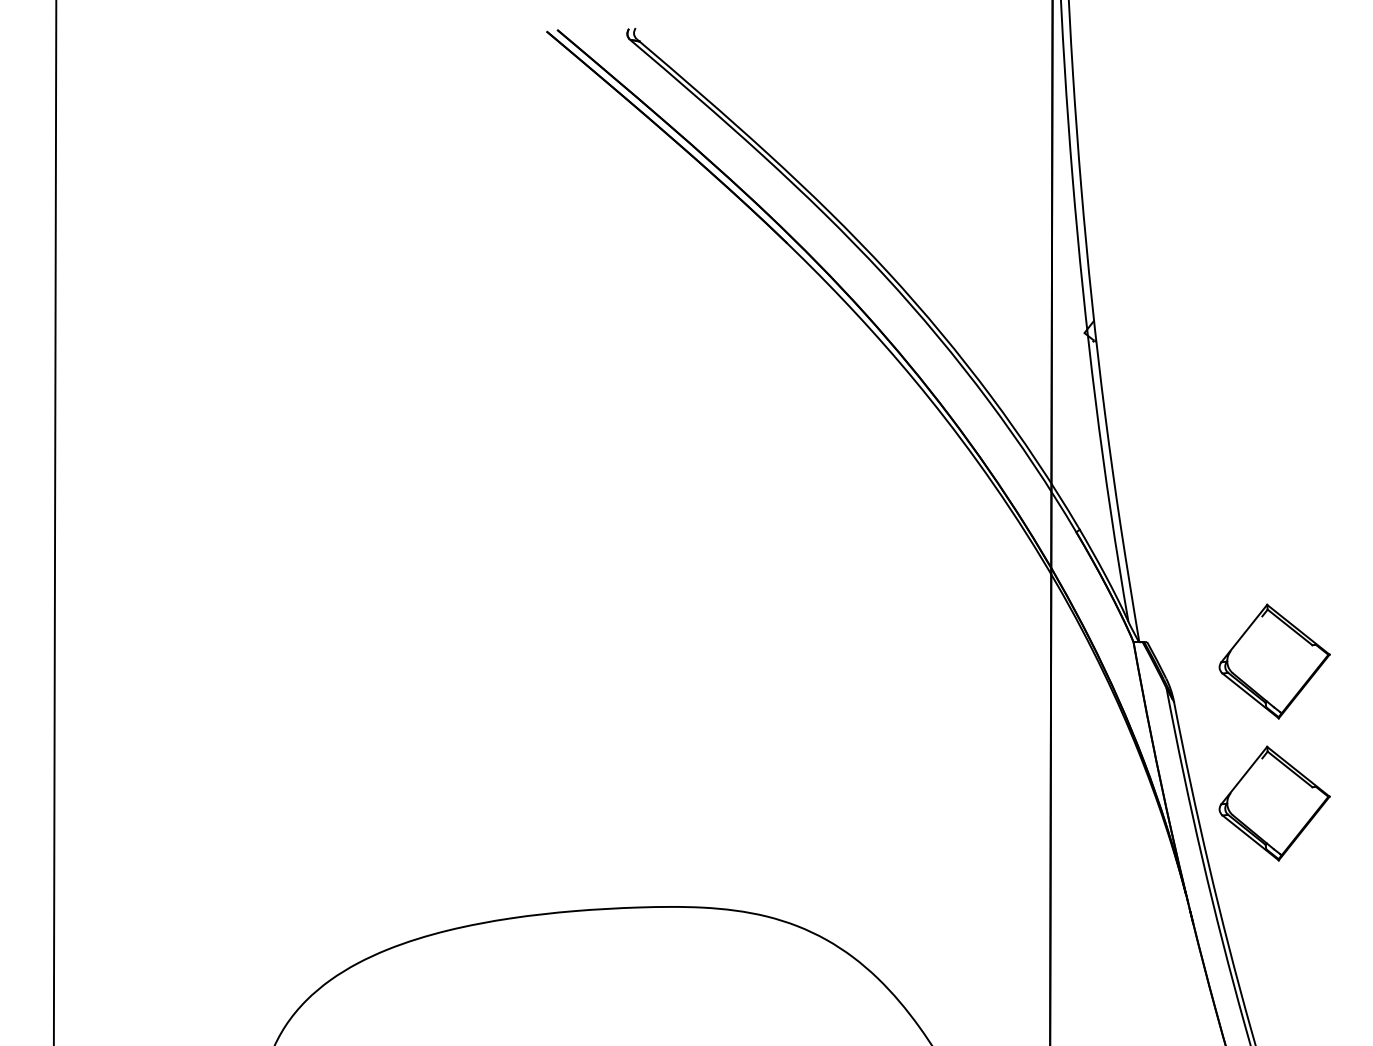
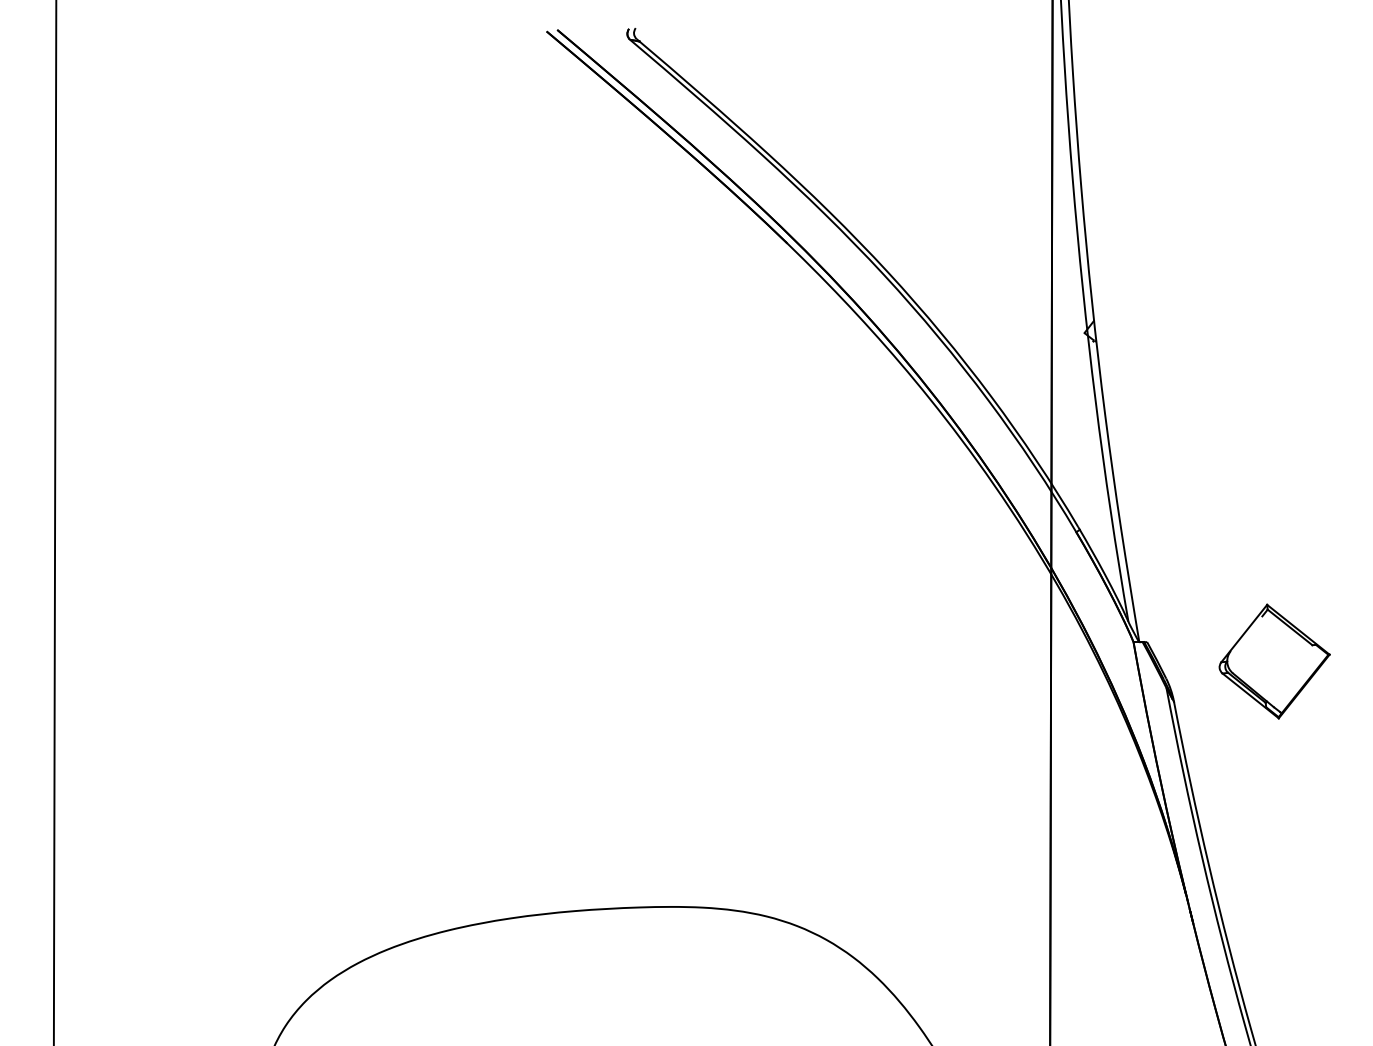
part: present -> none (1274, 803)
